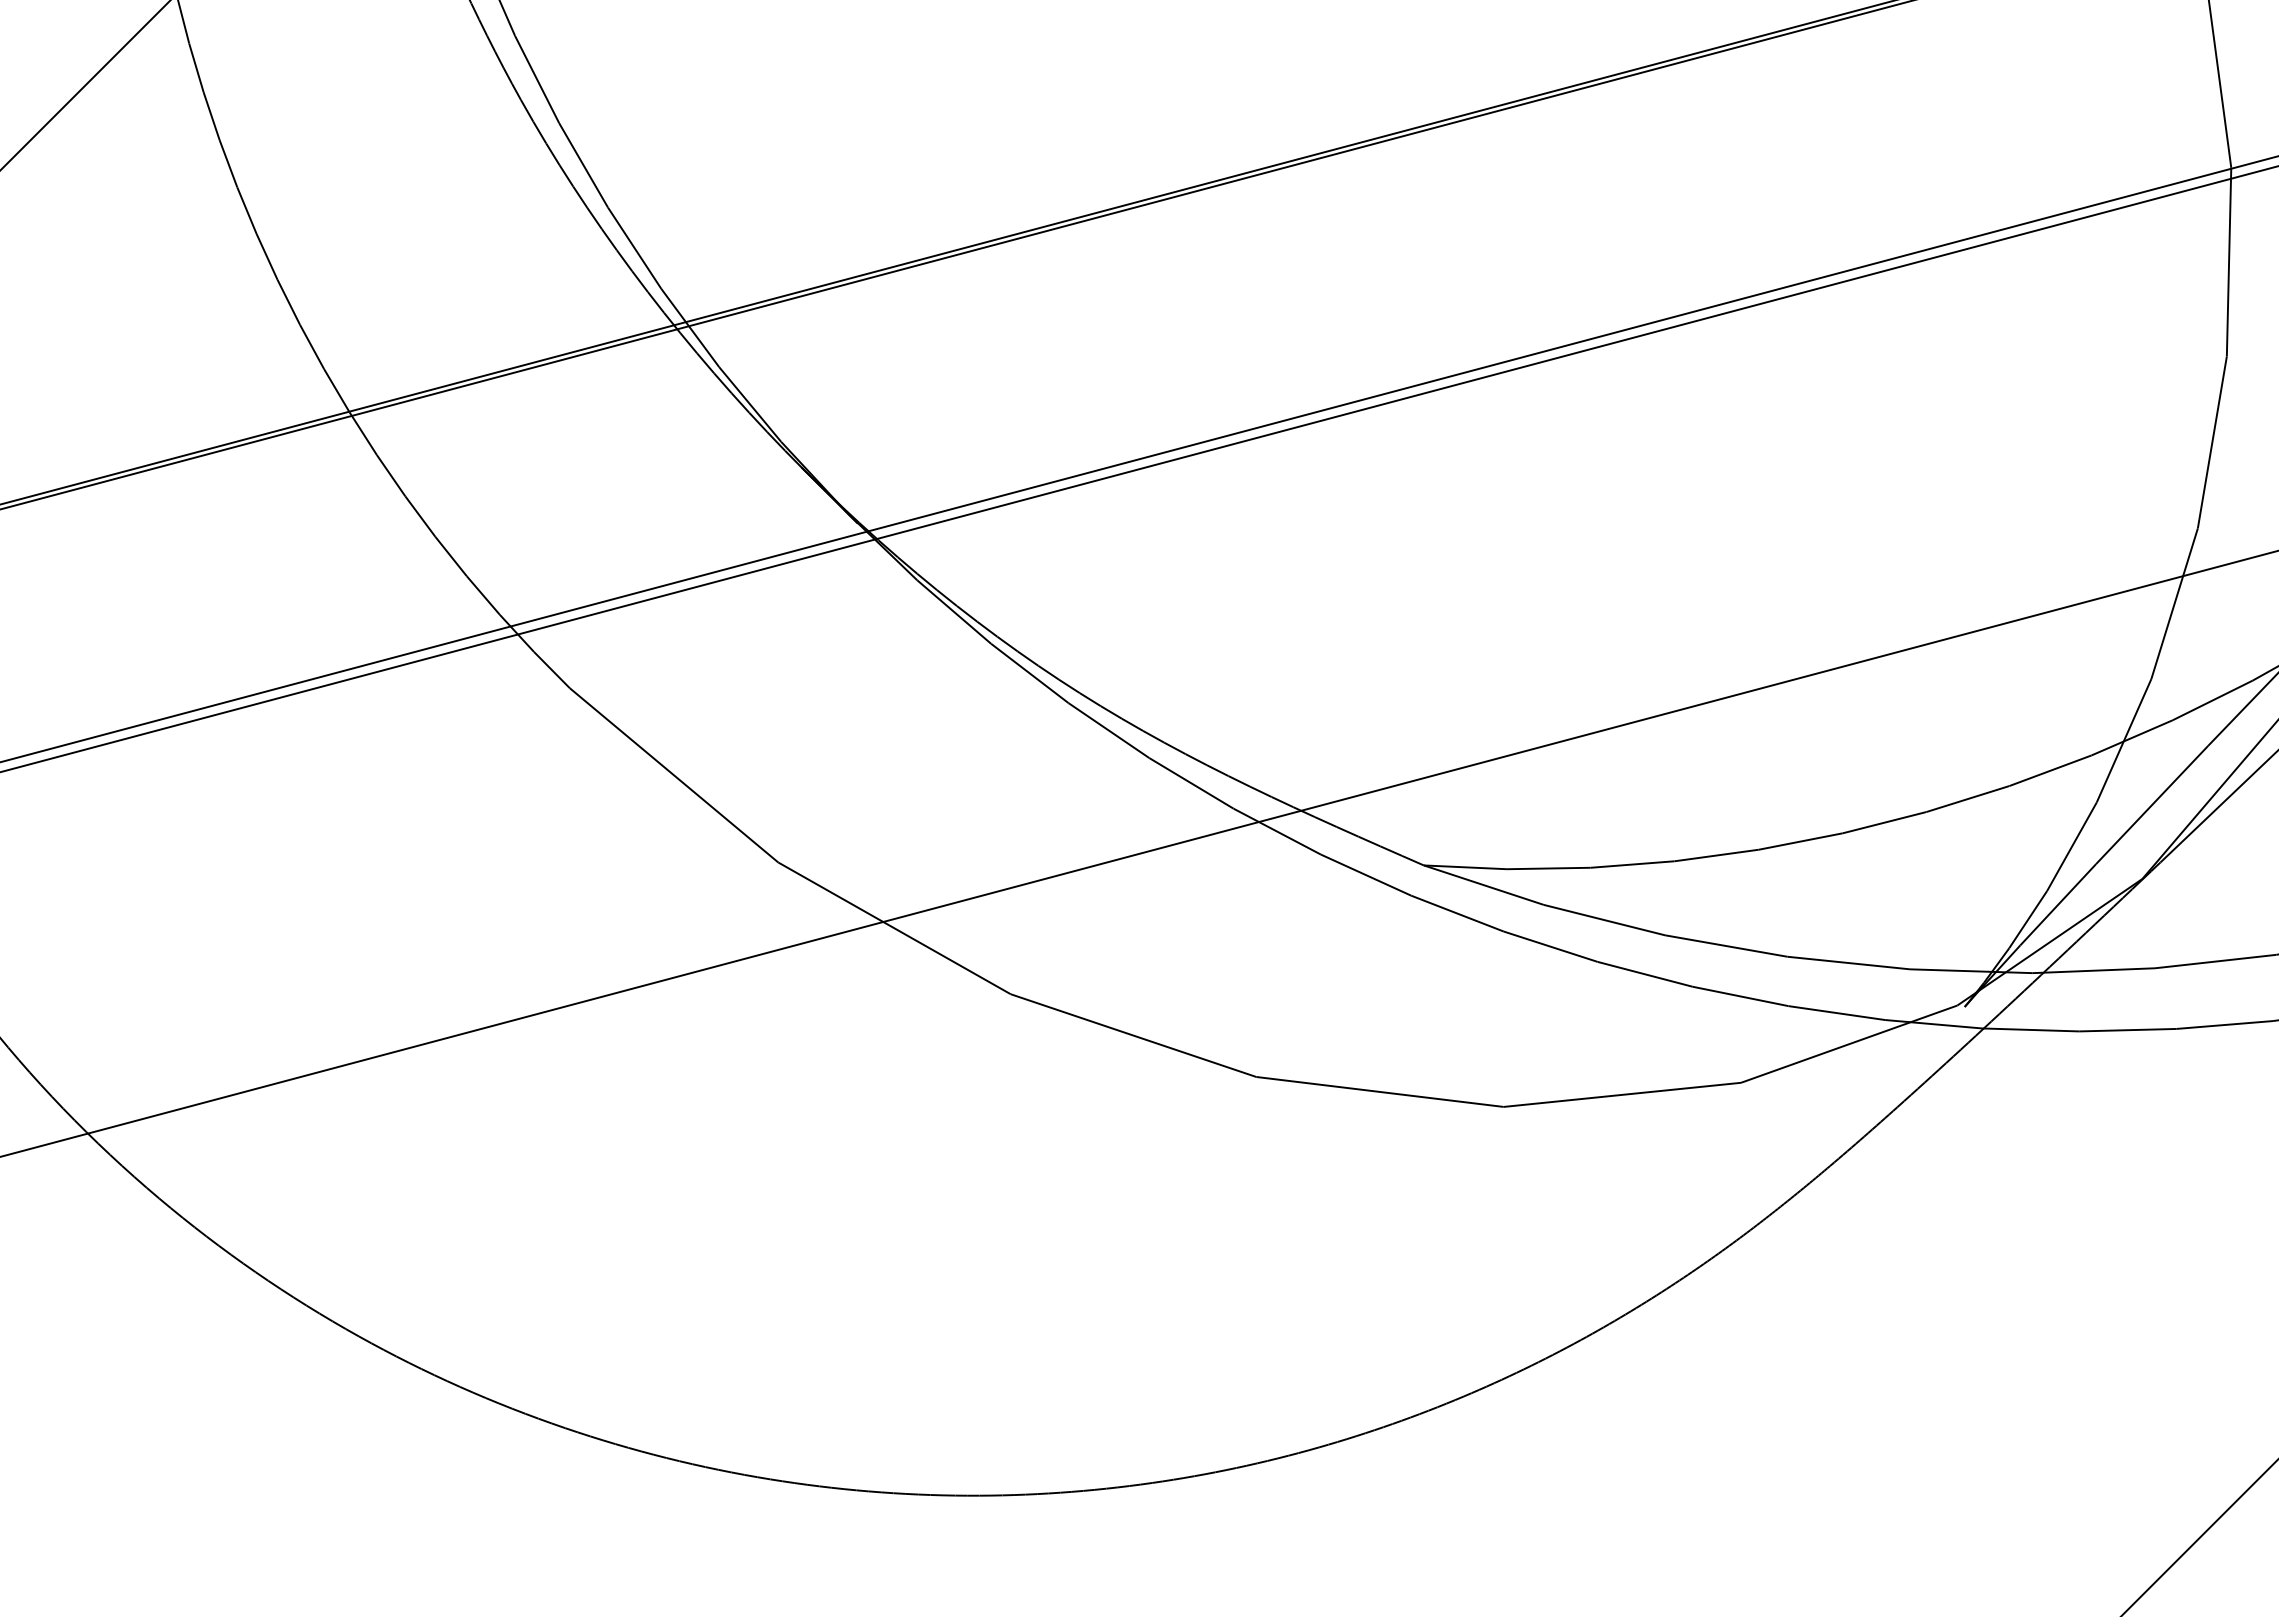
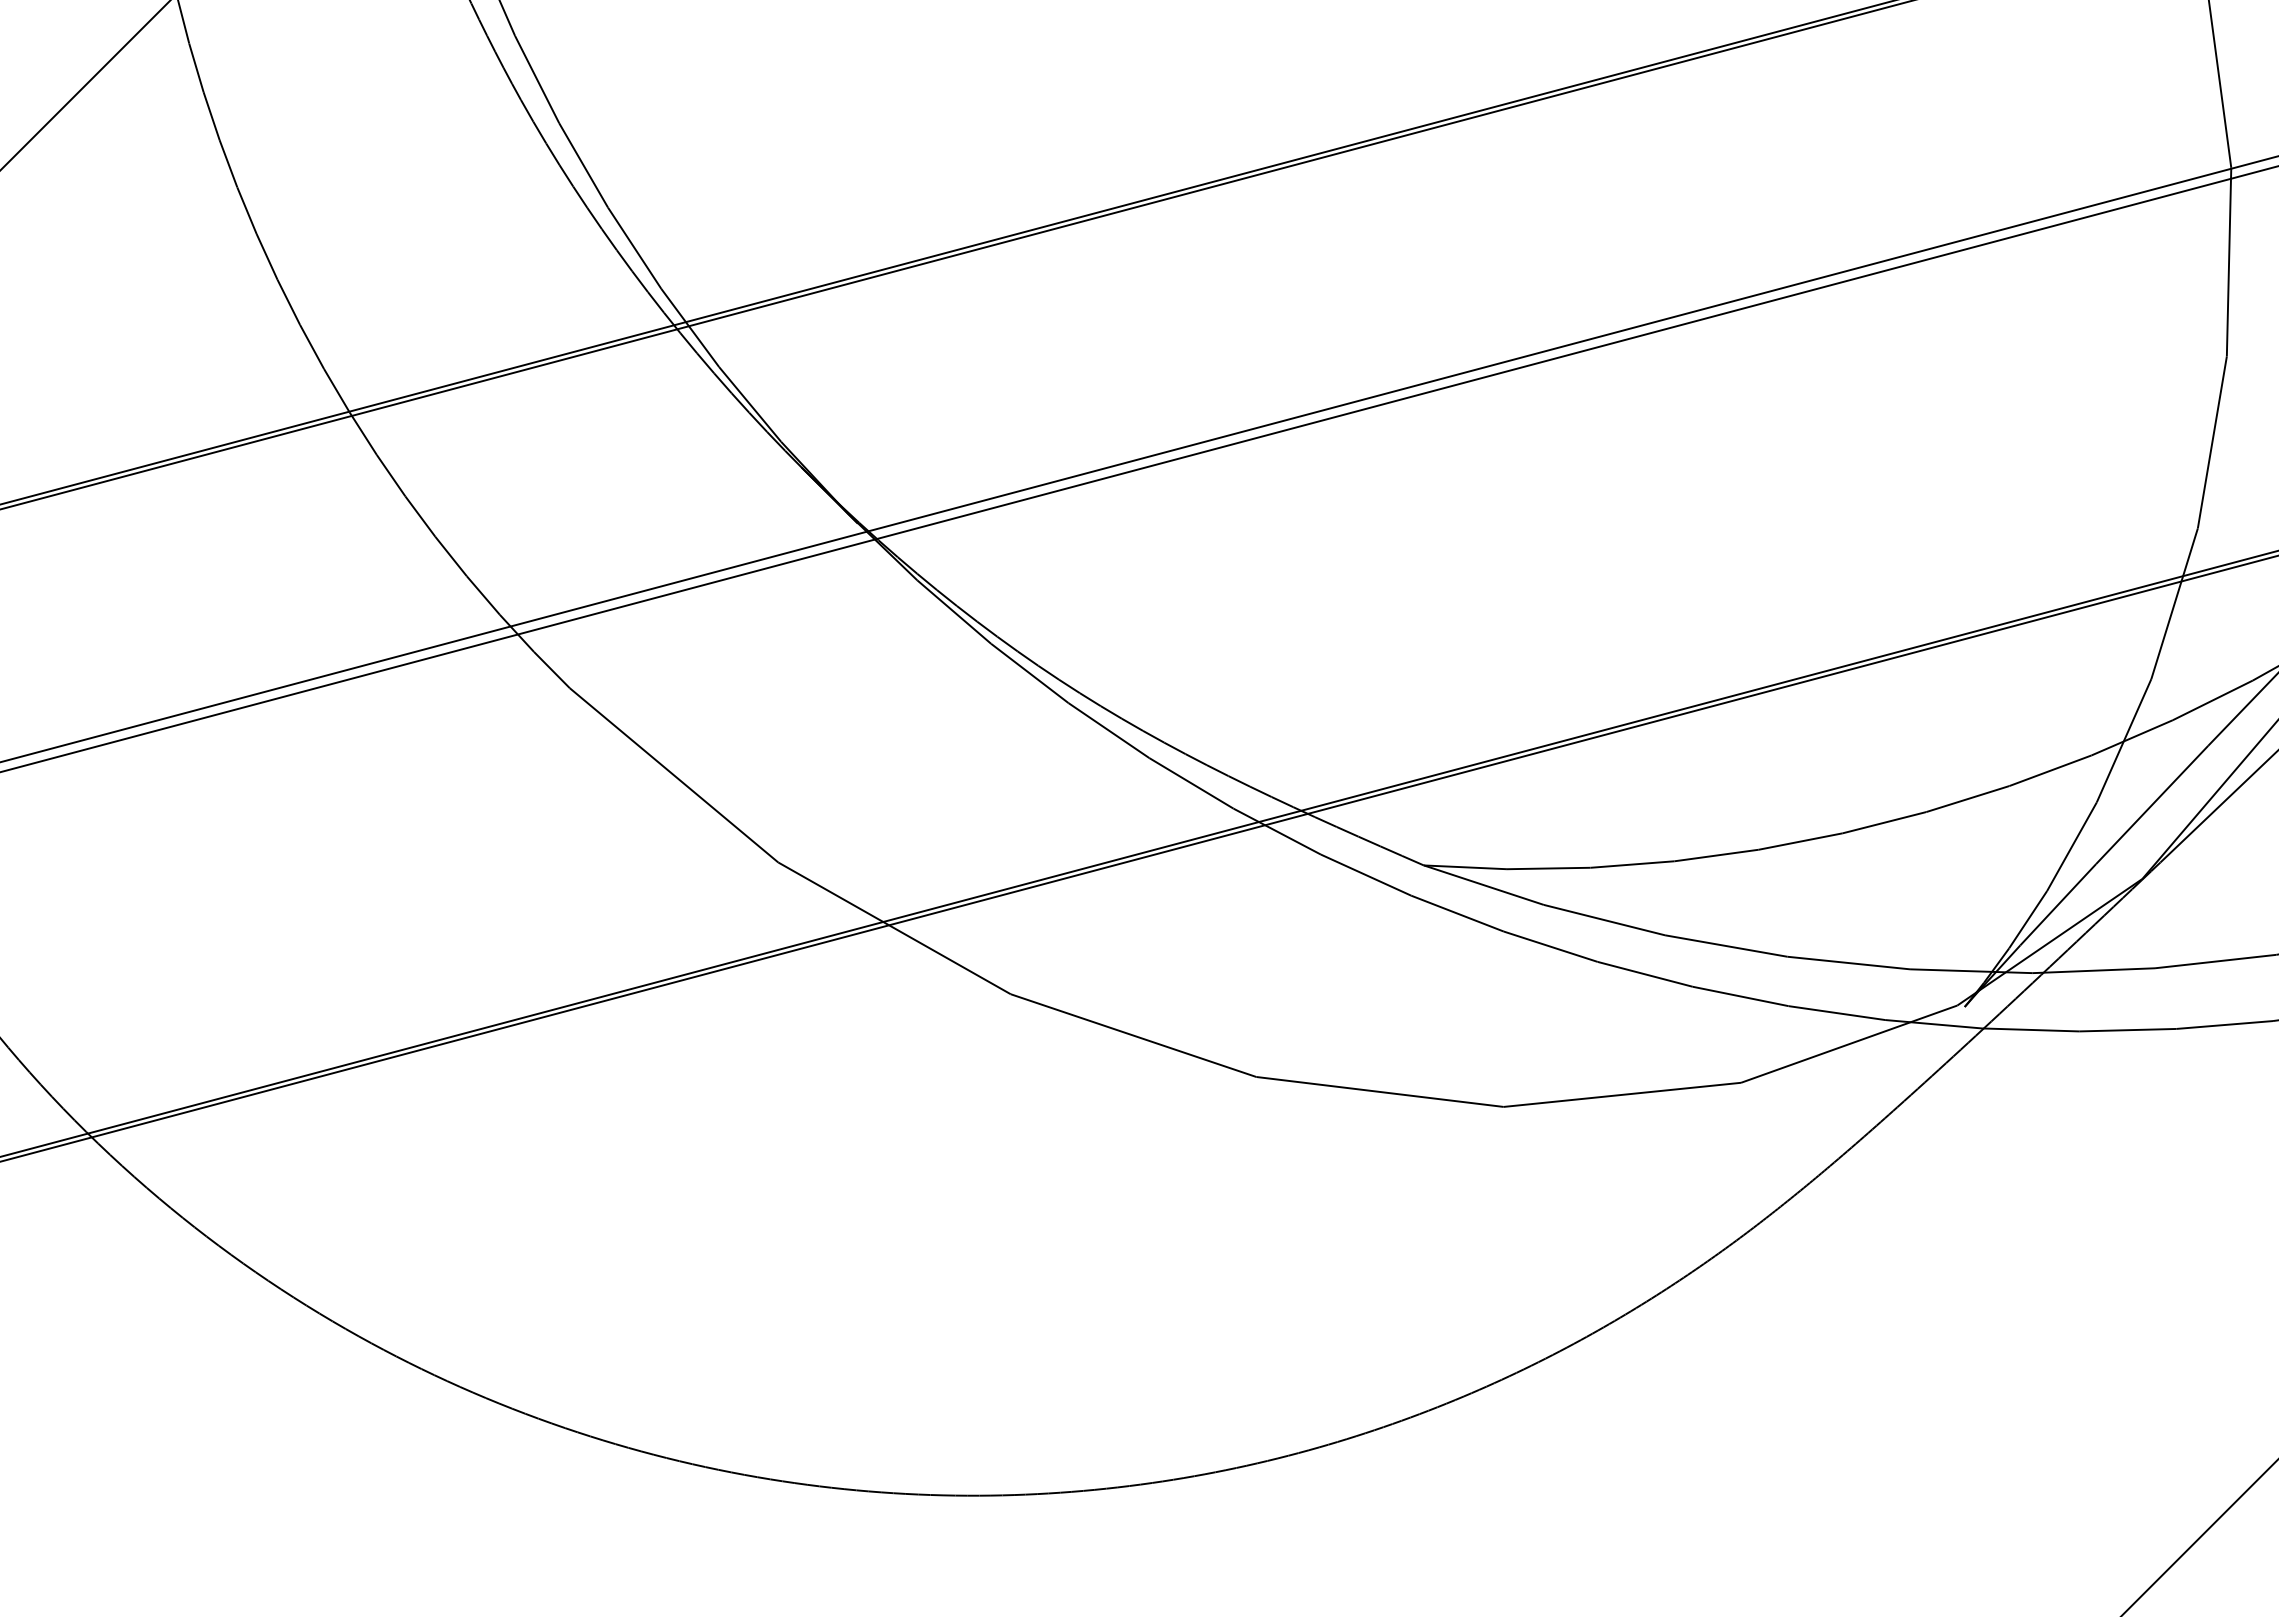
line: none -> present (1138, 858)
